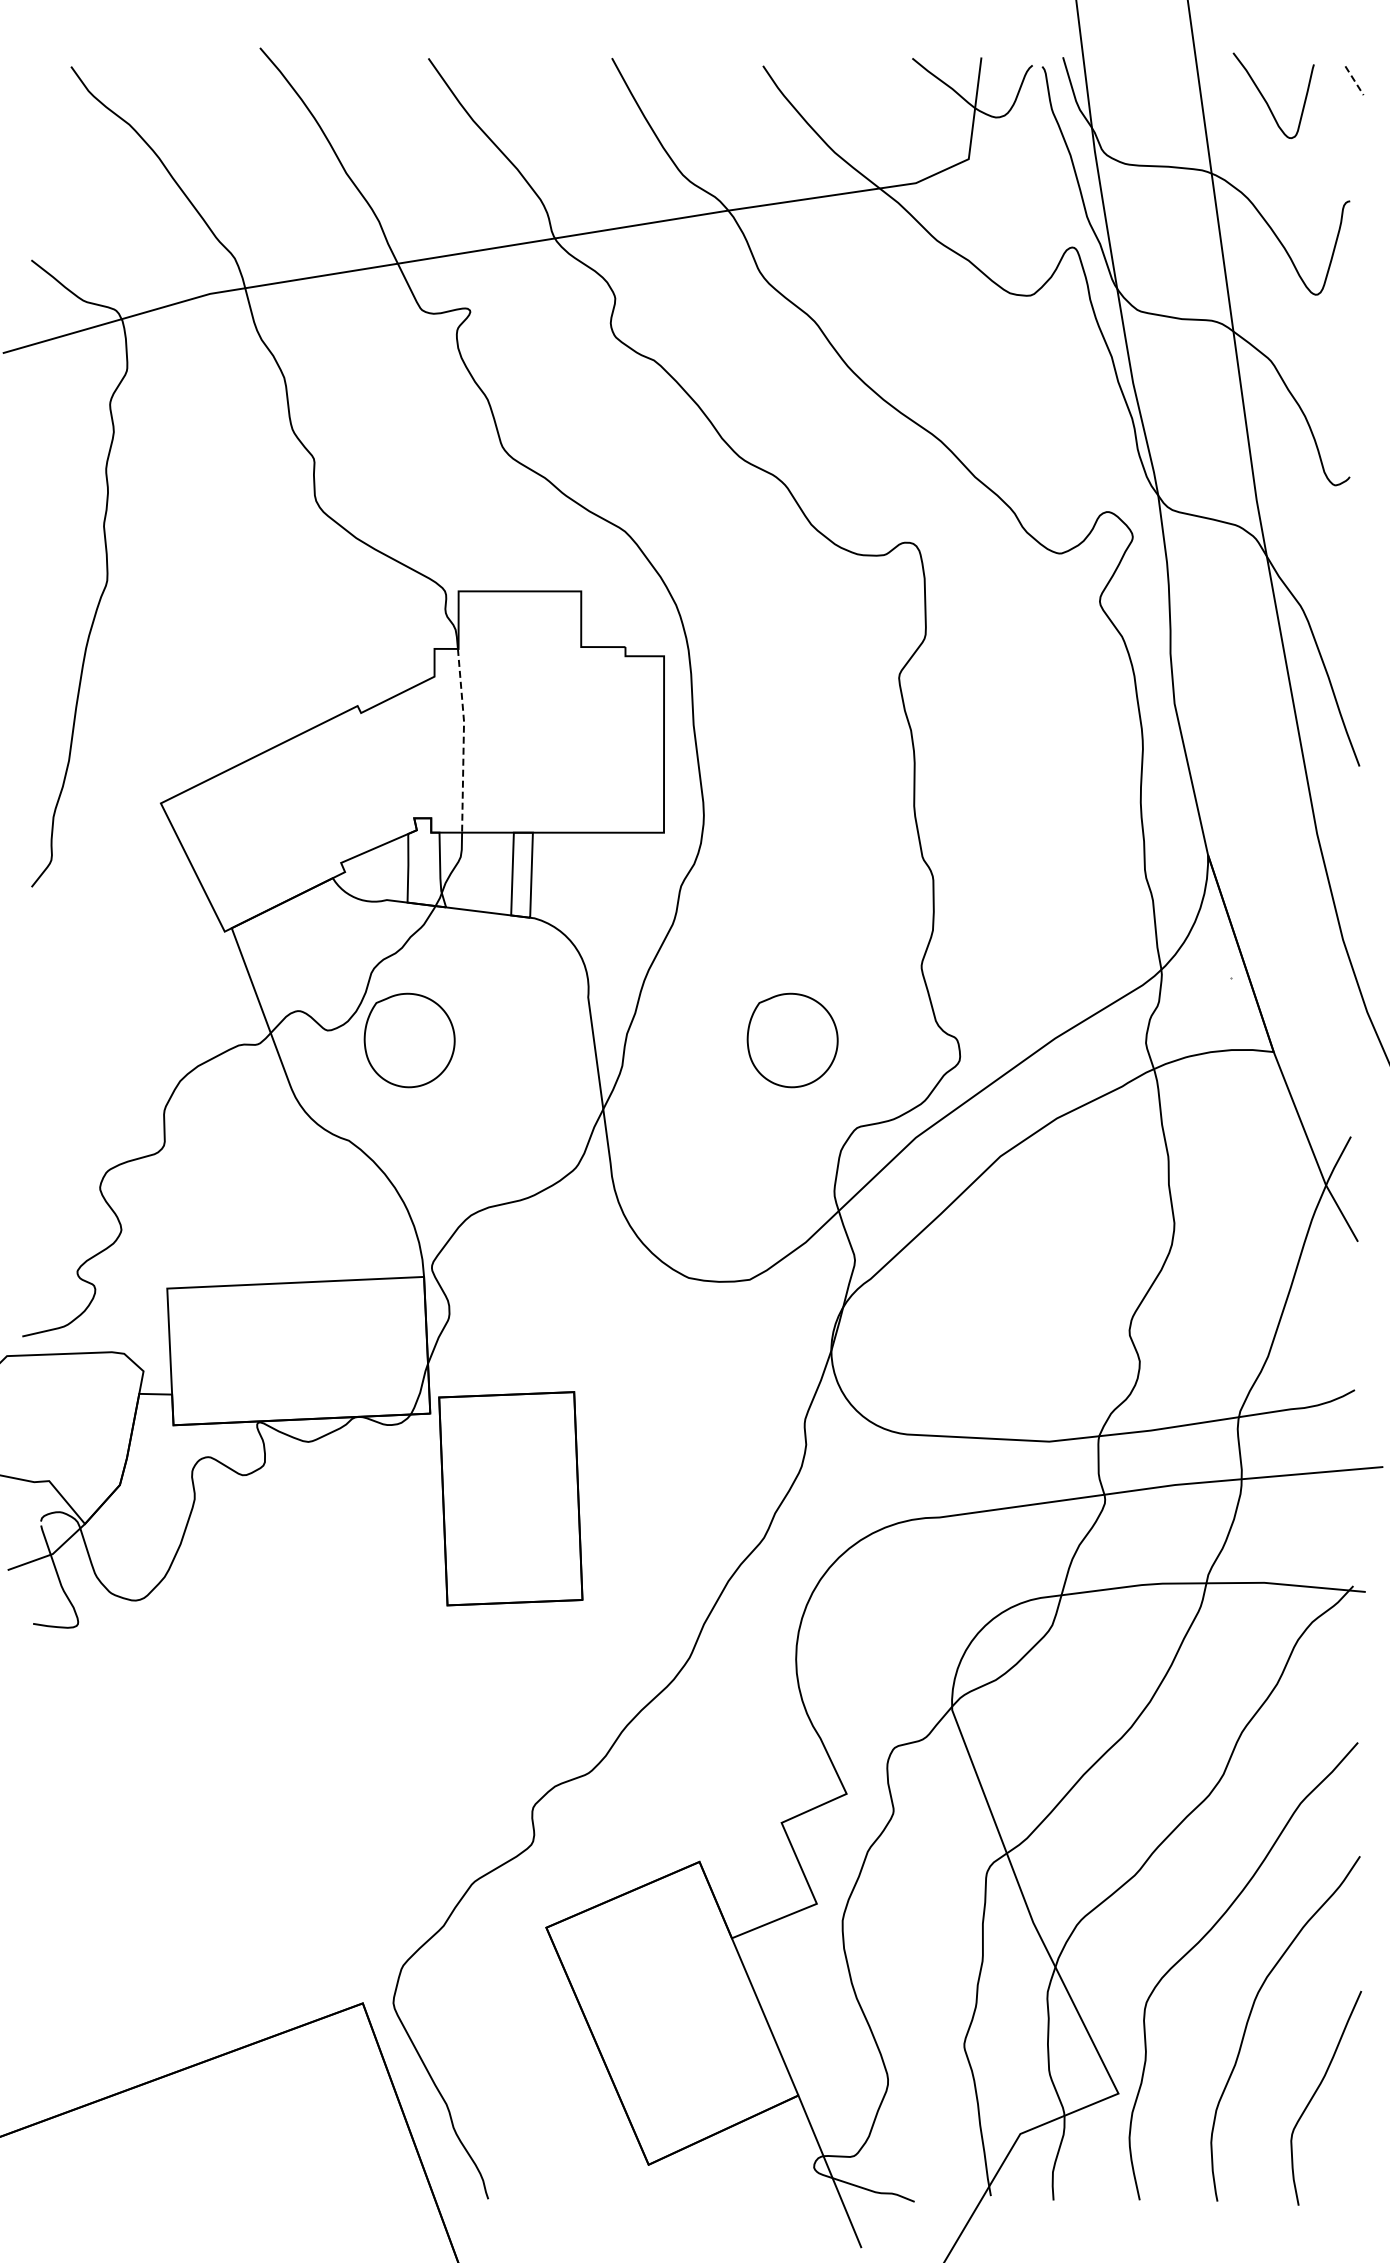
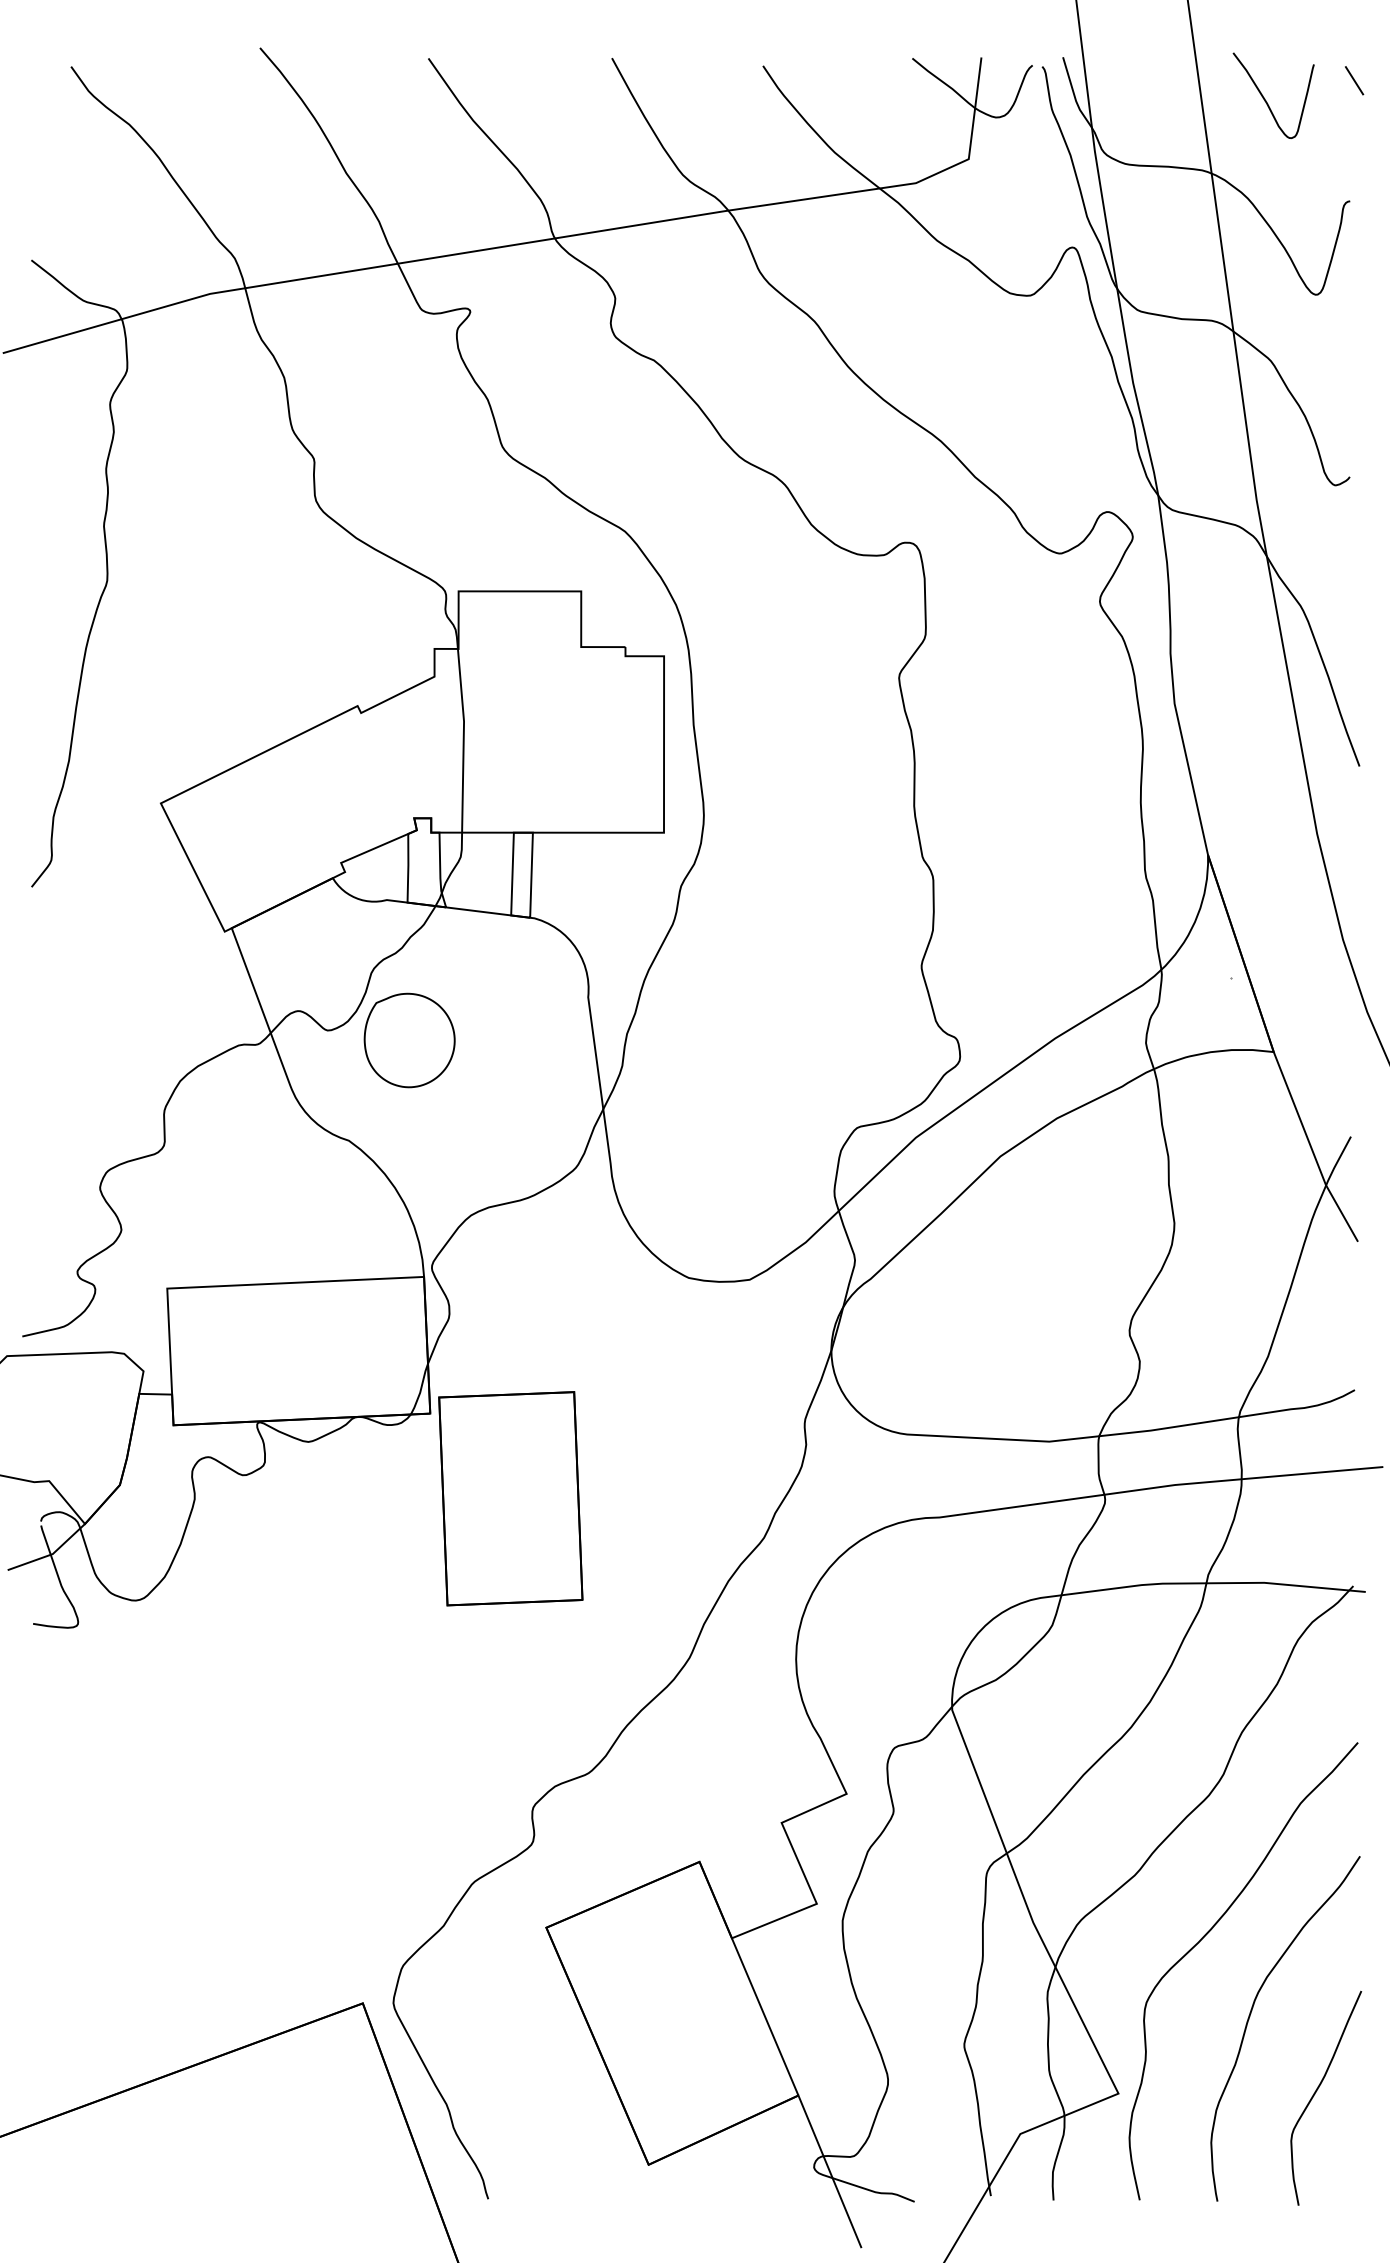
line: dashed -> solid (1354, 81)
line: dashed -> solid (463, 740)
part: present -> none (792, 1040)
